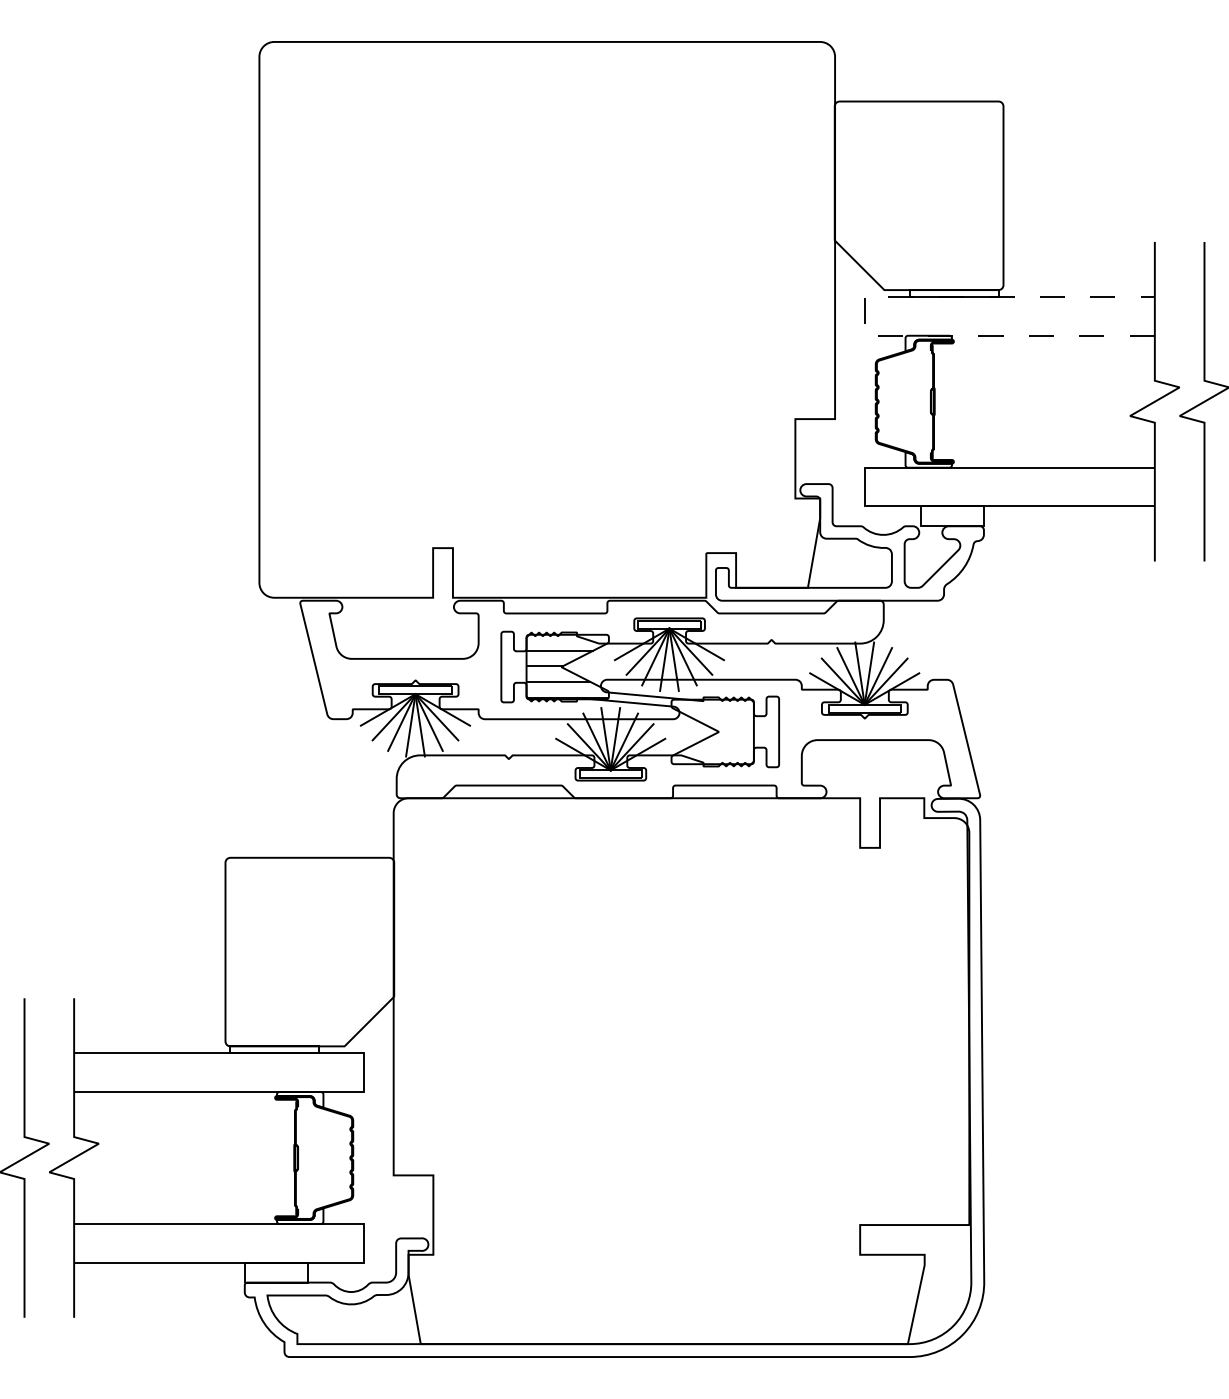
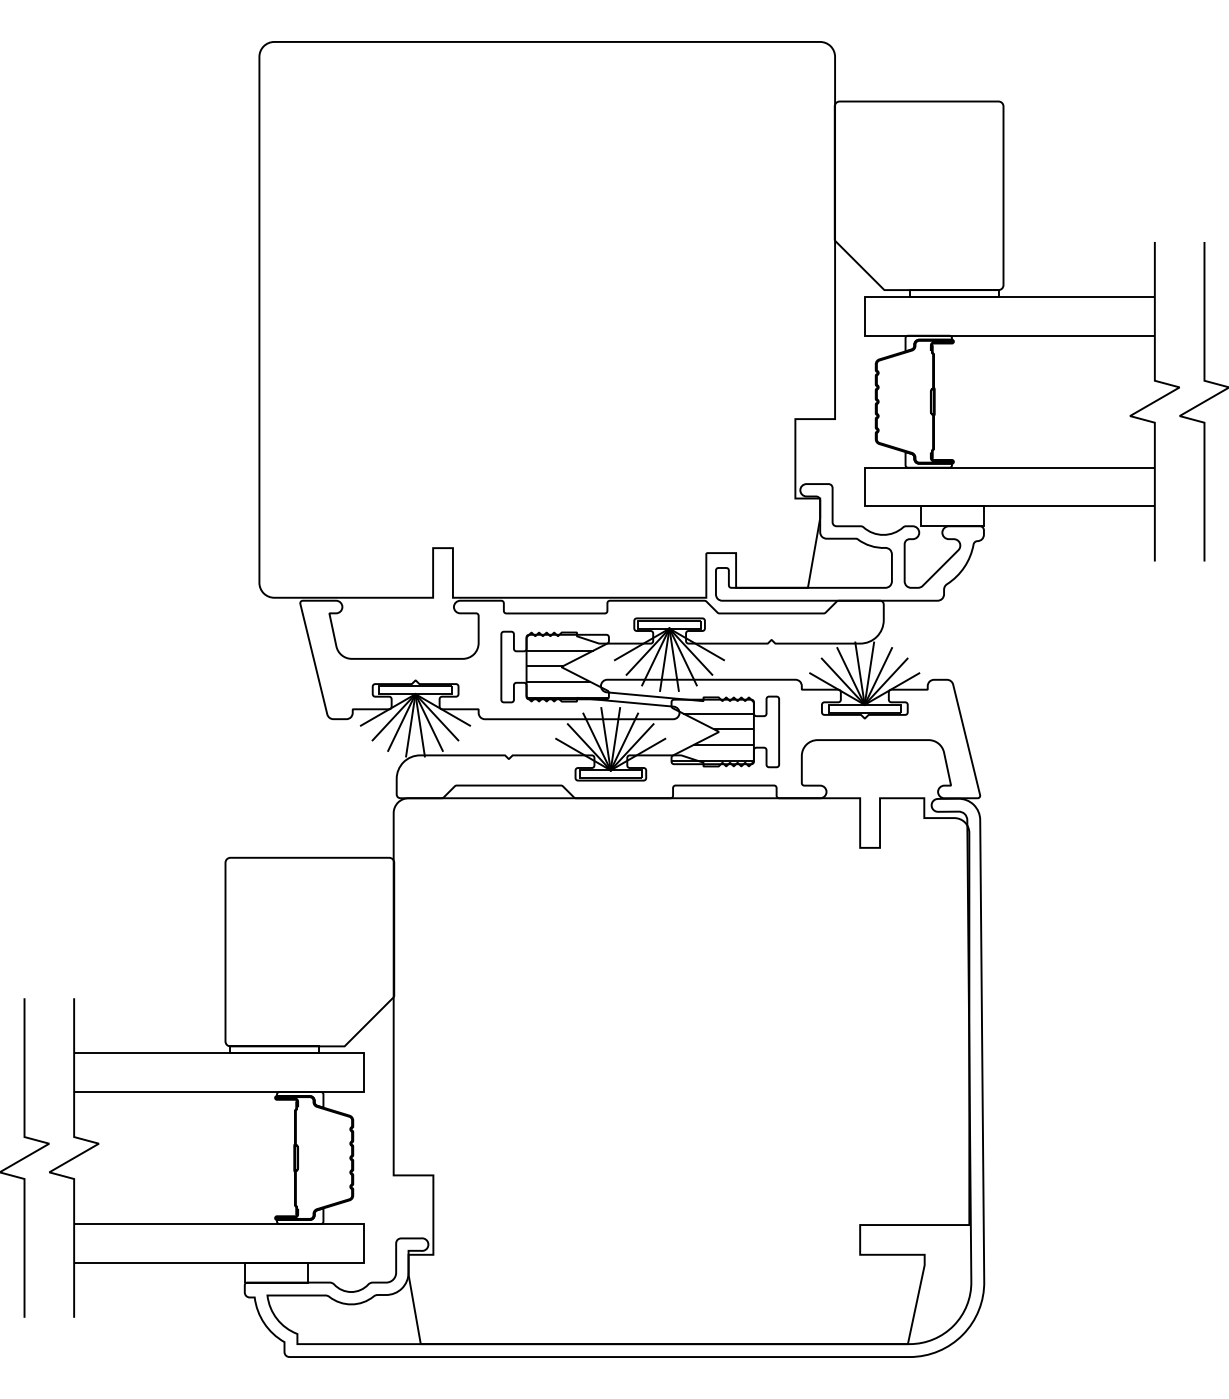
line: dashed -> solid (864, 315)
hatch: none -> present (712, 736)
